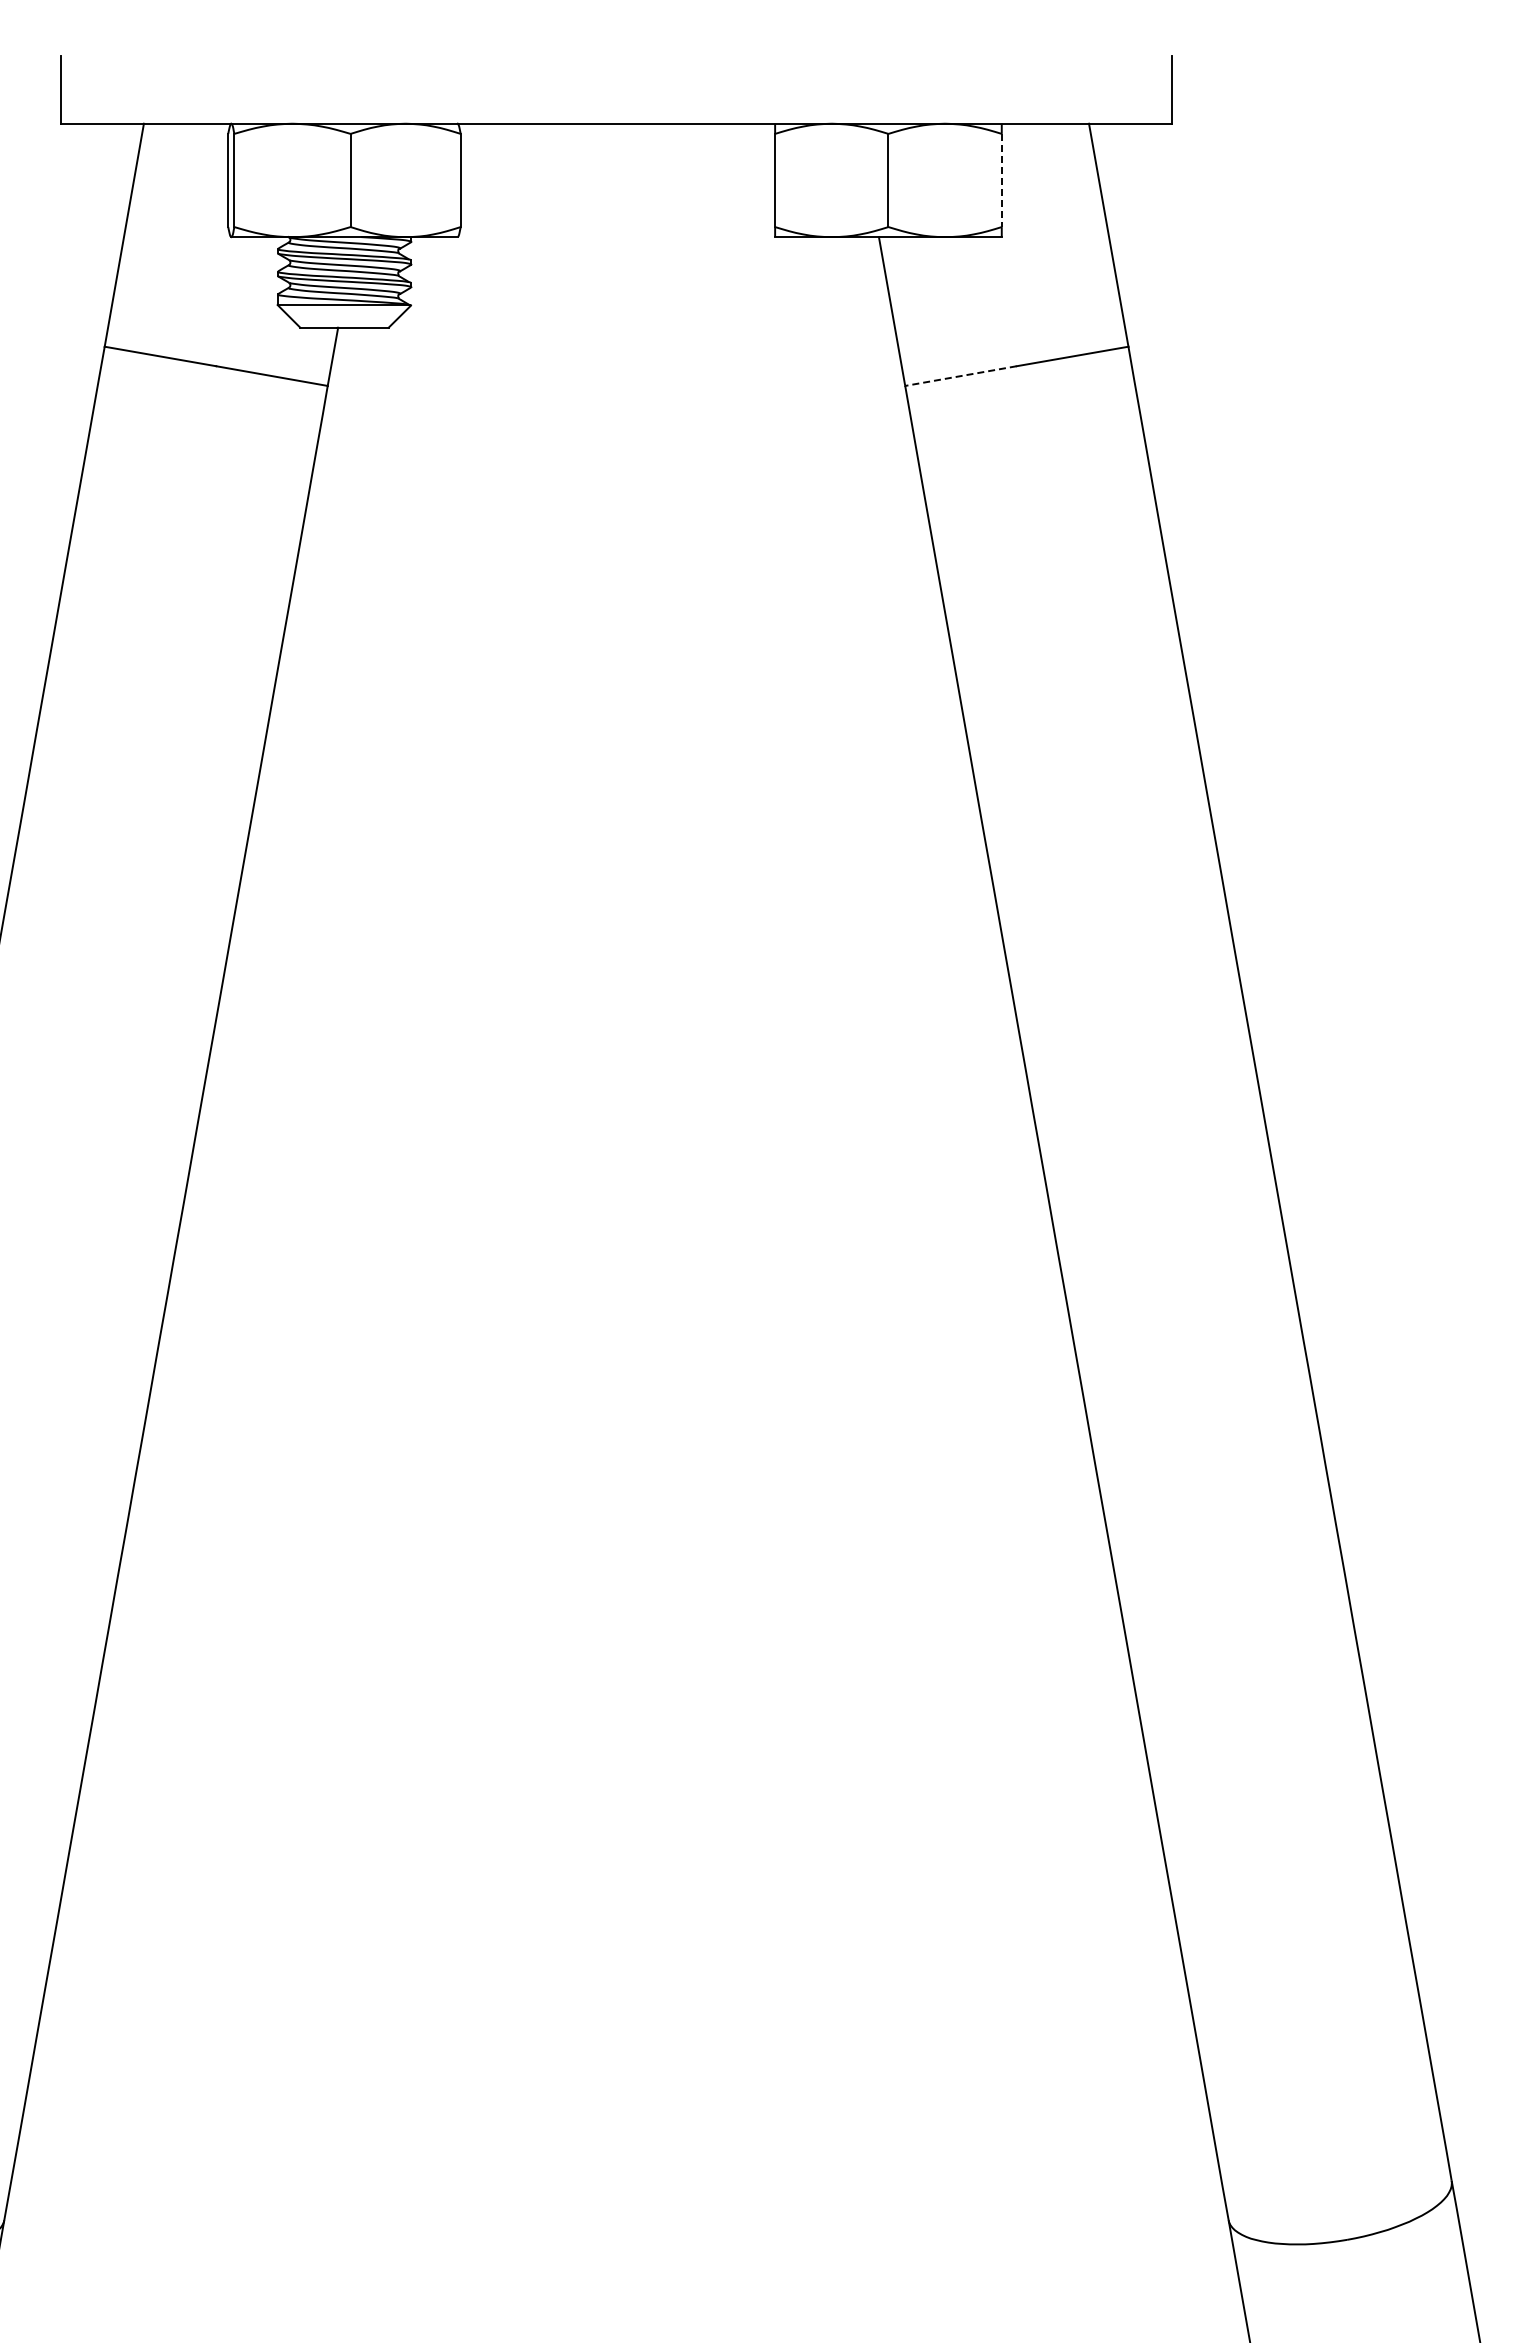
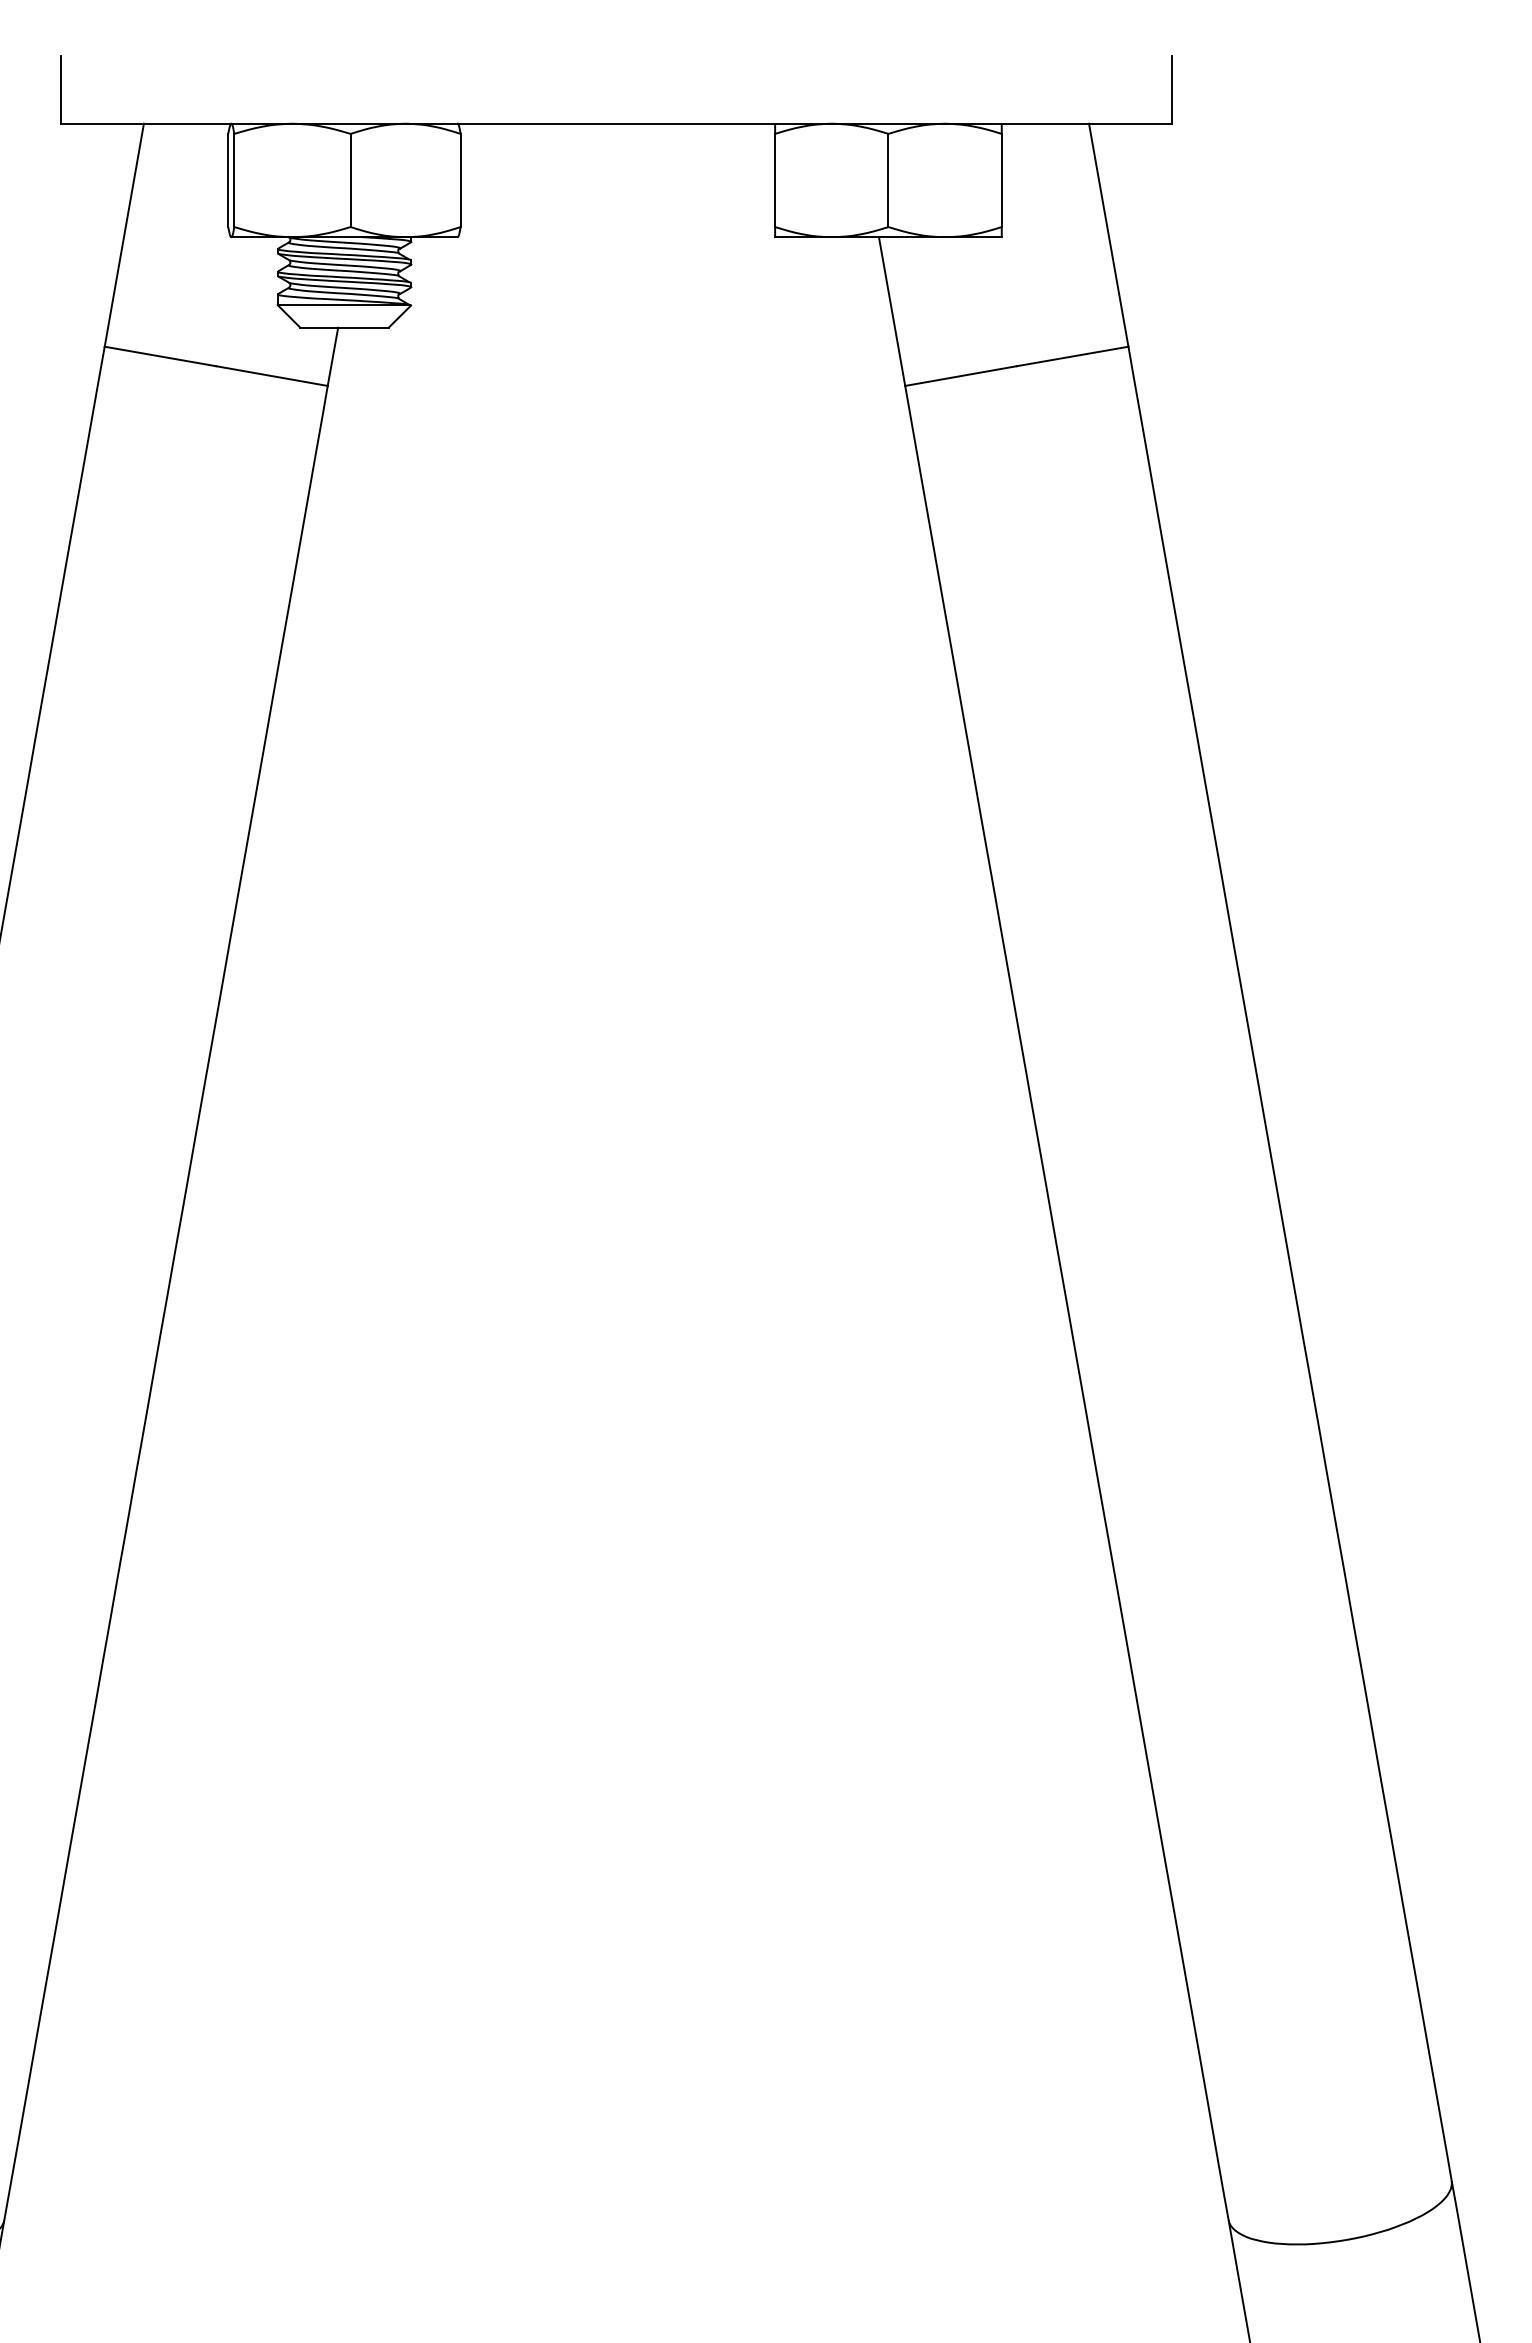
line: dashed -> solid (1001, 180)
line: dashed -> solid (960, 376)
